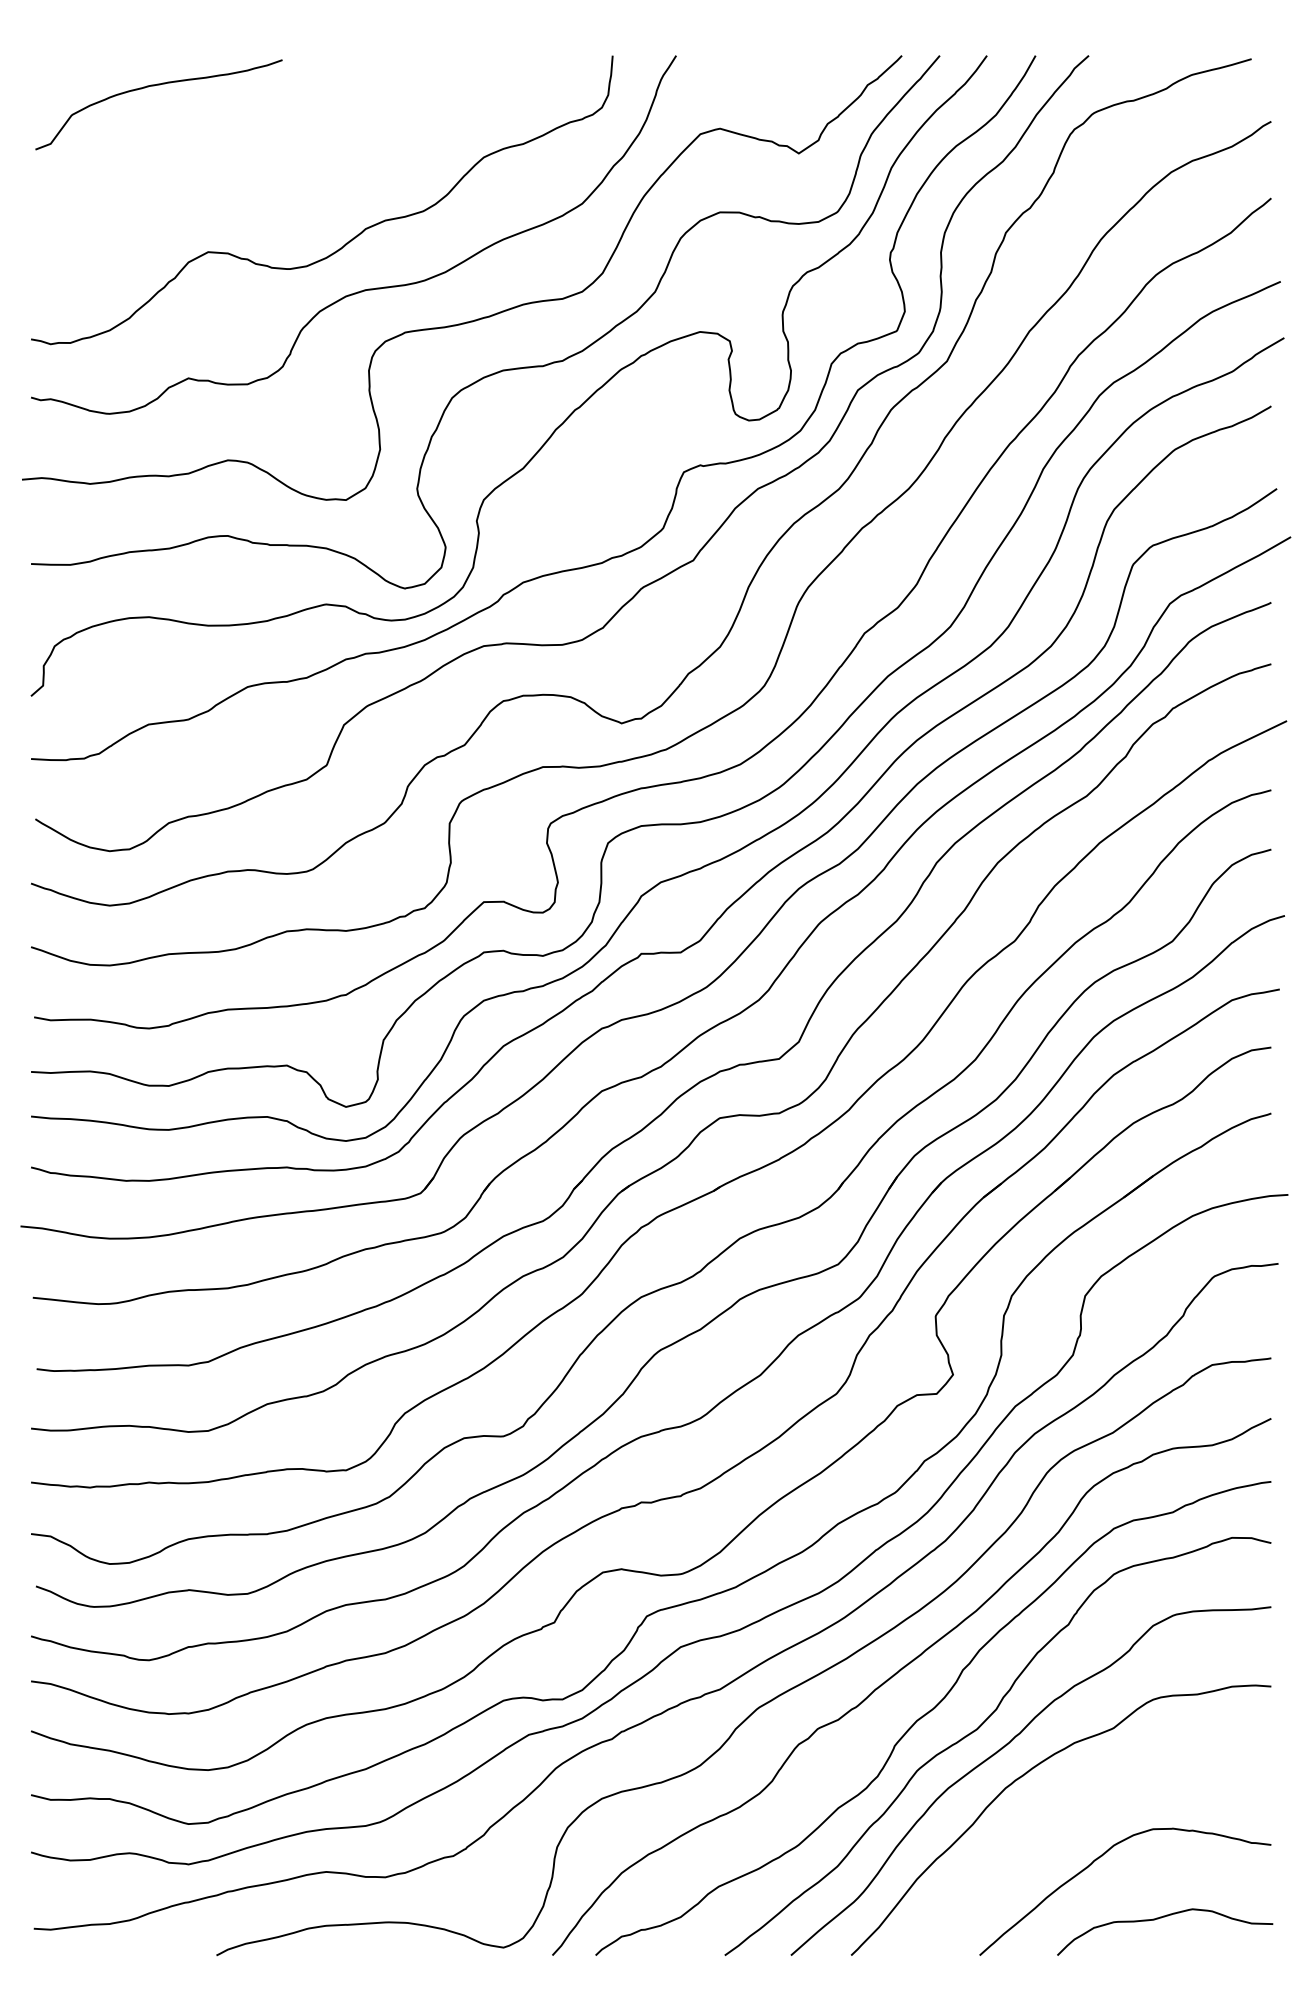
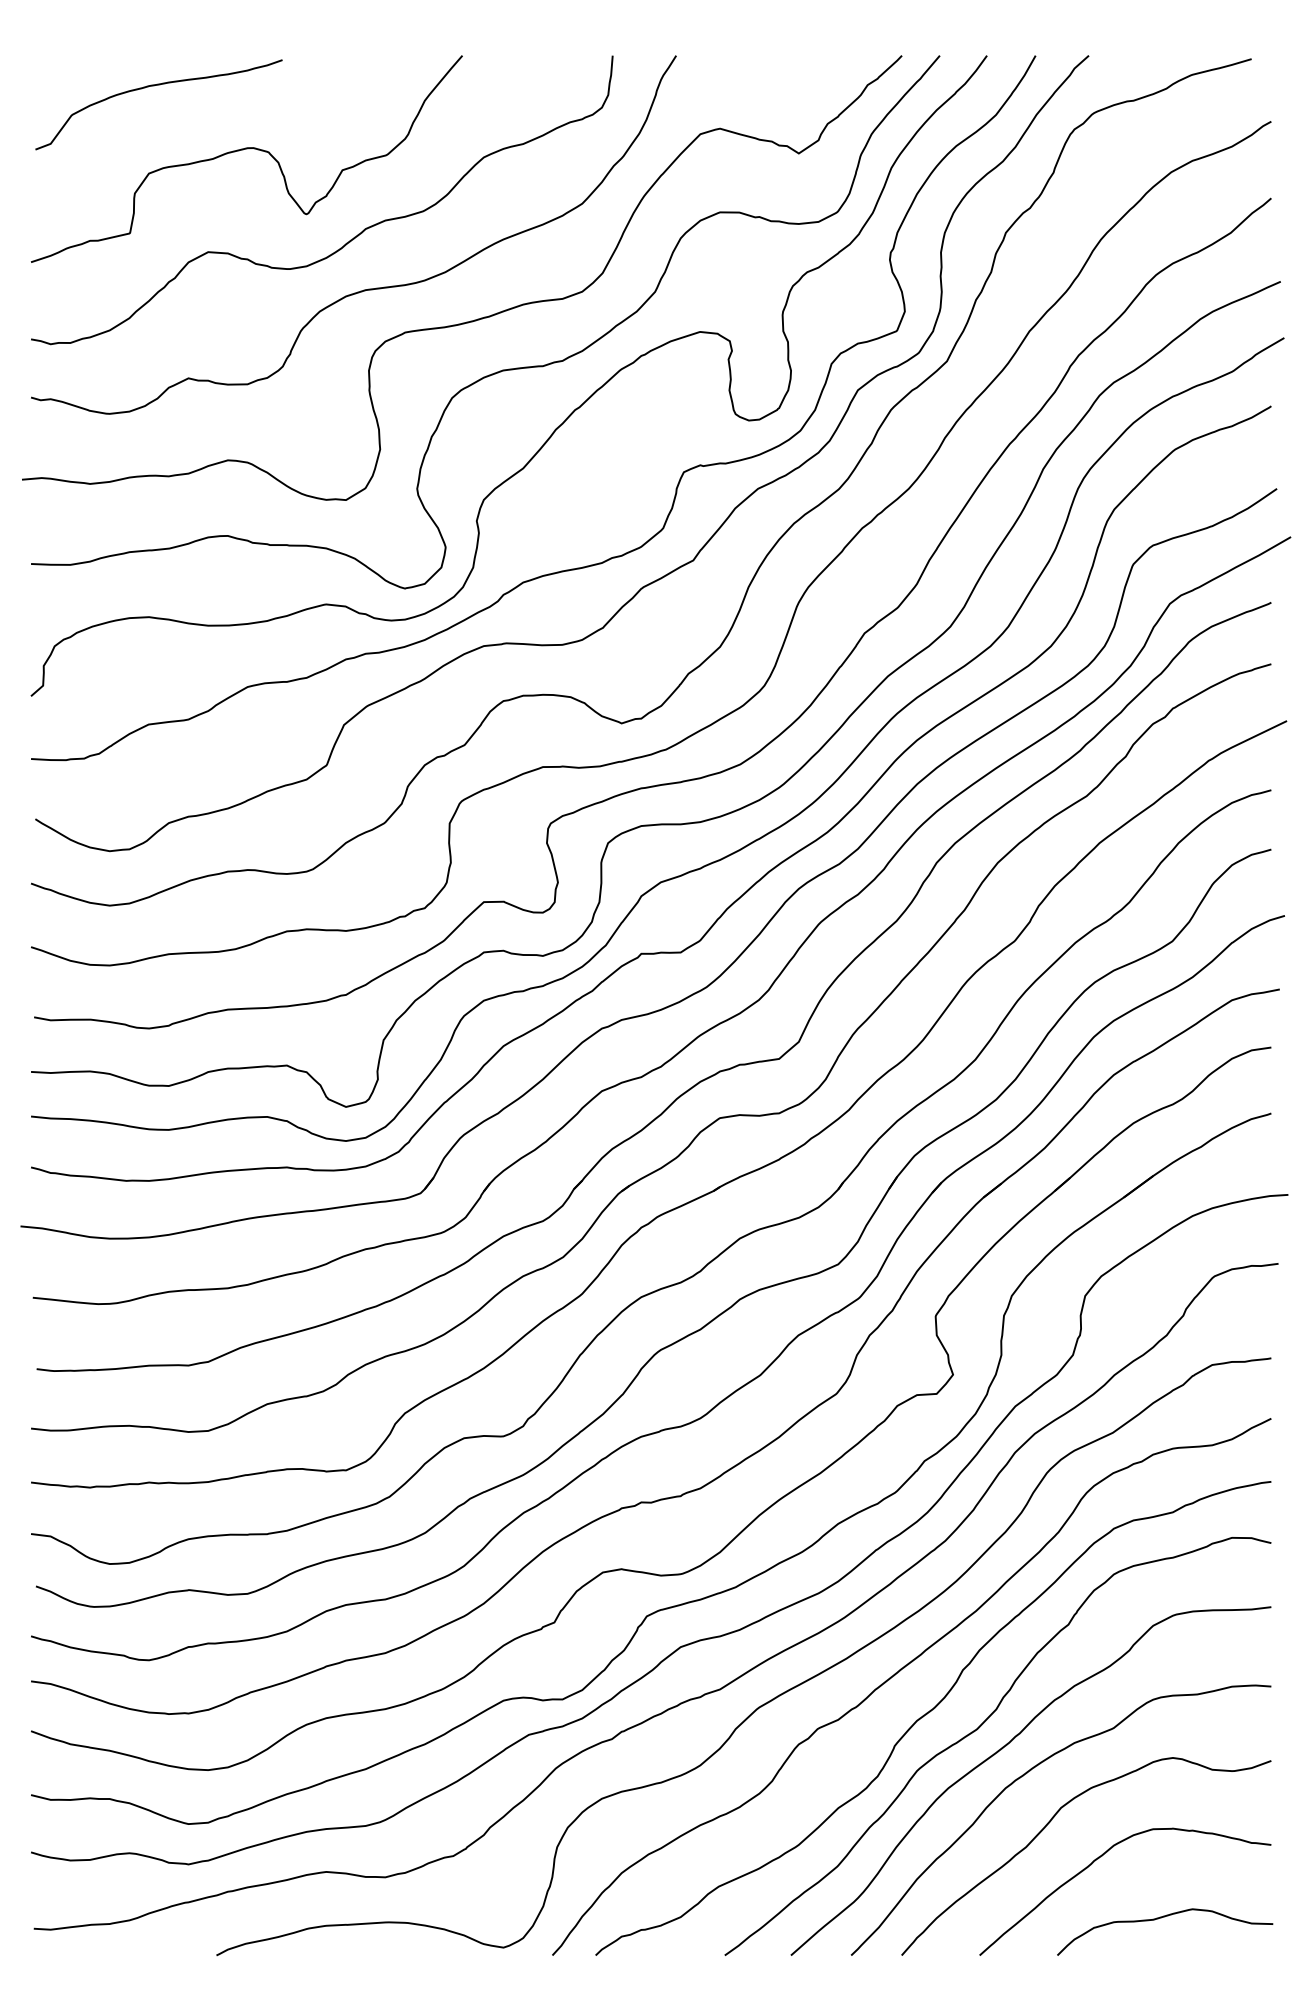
curve: none -> present (243, 150)
curve: none -> present (1051, 1821)
